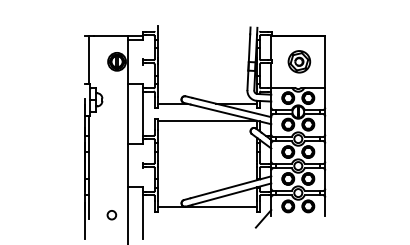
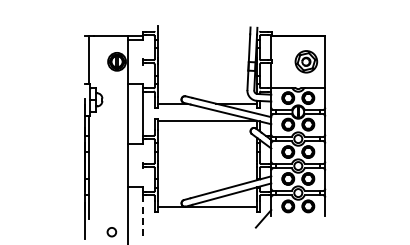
part position: (299, 61) -> (306, 61) (306, 61)
circle position: (111, 215) -> (111, 232) (111, 232)
line: solid -> dashed (143, 217)
